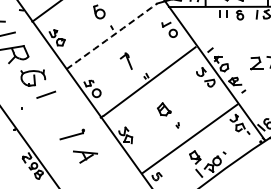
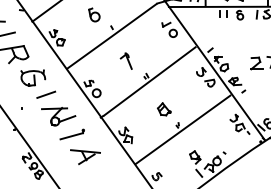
part position: (99, 11) -> (94, 14) (94, 14)
arc: dashed -> solid (111, 36)
part: none -> present (58, 116)
line position: (189, 138) -> (182, 129) (182, 129)
part size: 25x14 px -> 31x16 px (85, 156)
